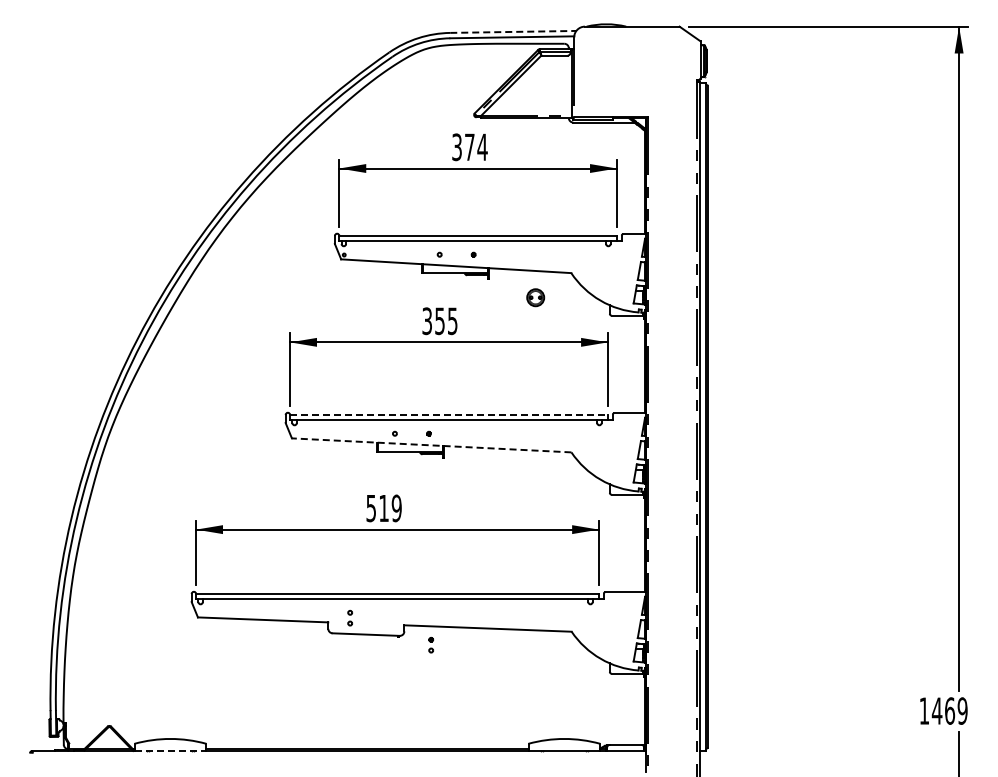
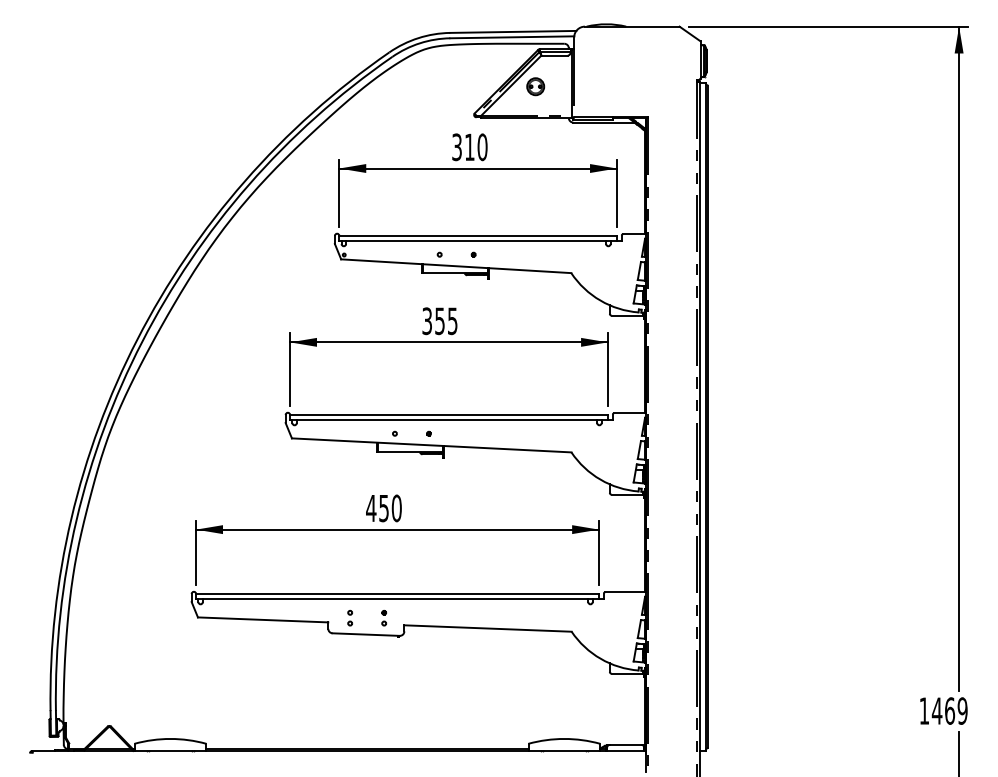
line: dashed -> solid (513, 31)
text: 374 -> 310 (476, 147)
part position: (535, 297) -> (535, 86) (535, 86)
line: dashed -> solid (449, 415)
line: dashed -> solid (431, 445)
text: 519 -> 450 (383, 508)
part position: (431, 644) -> (384, 617) (384, 617)
line: dashed -> solid (170, 750)
